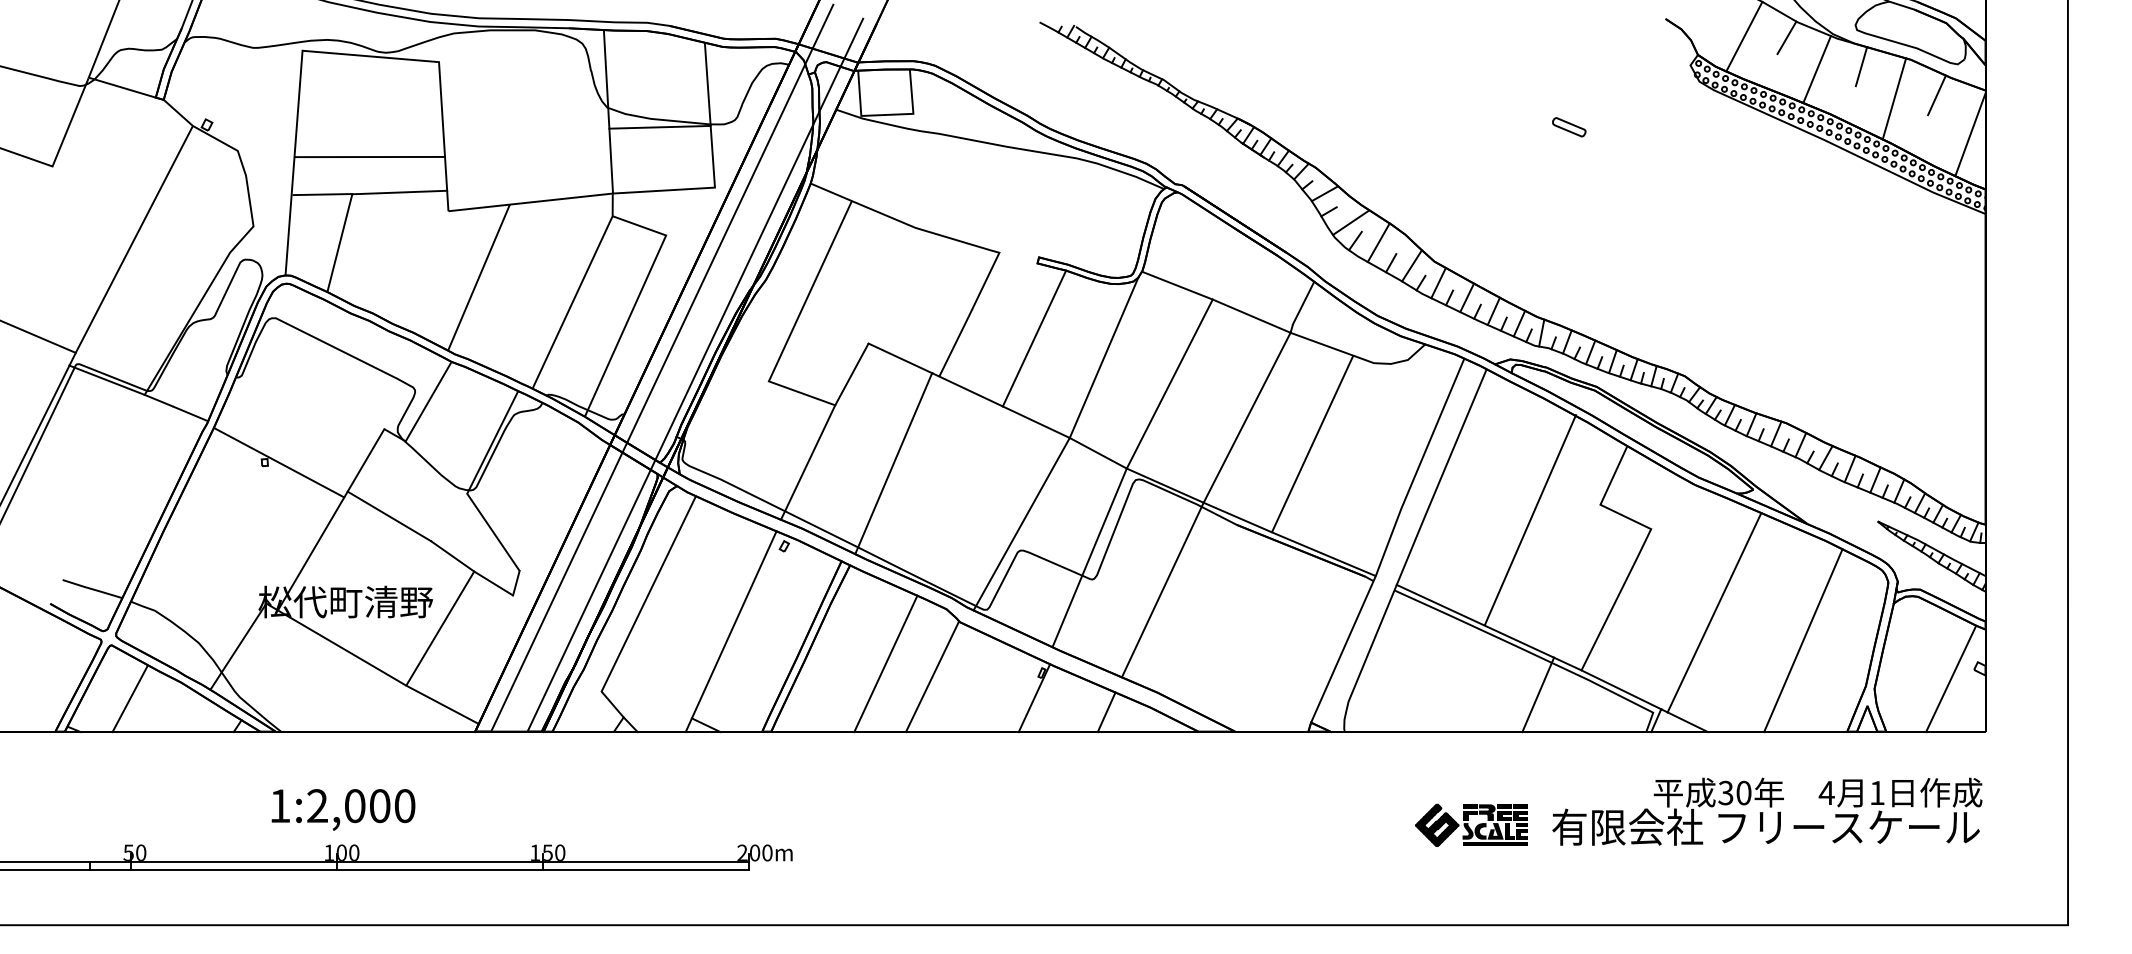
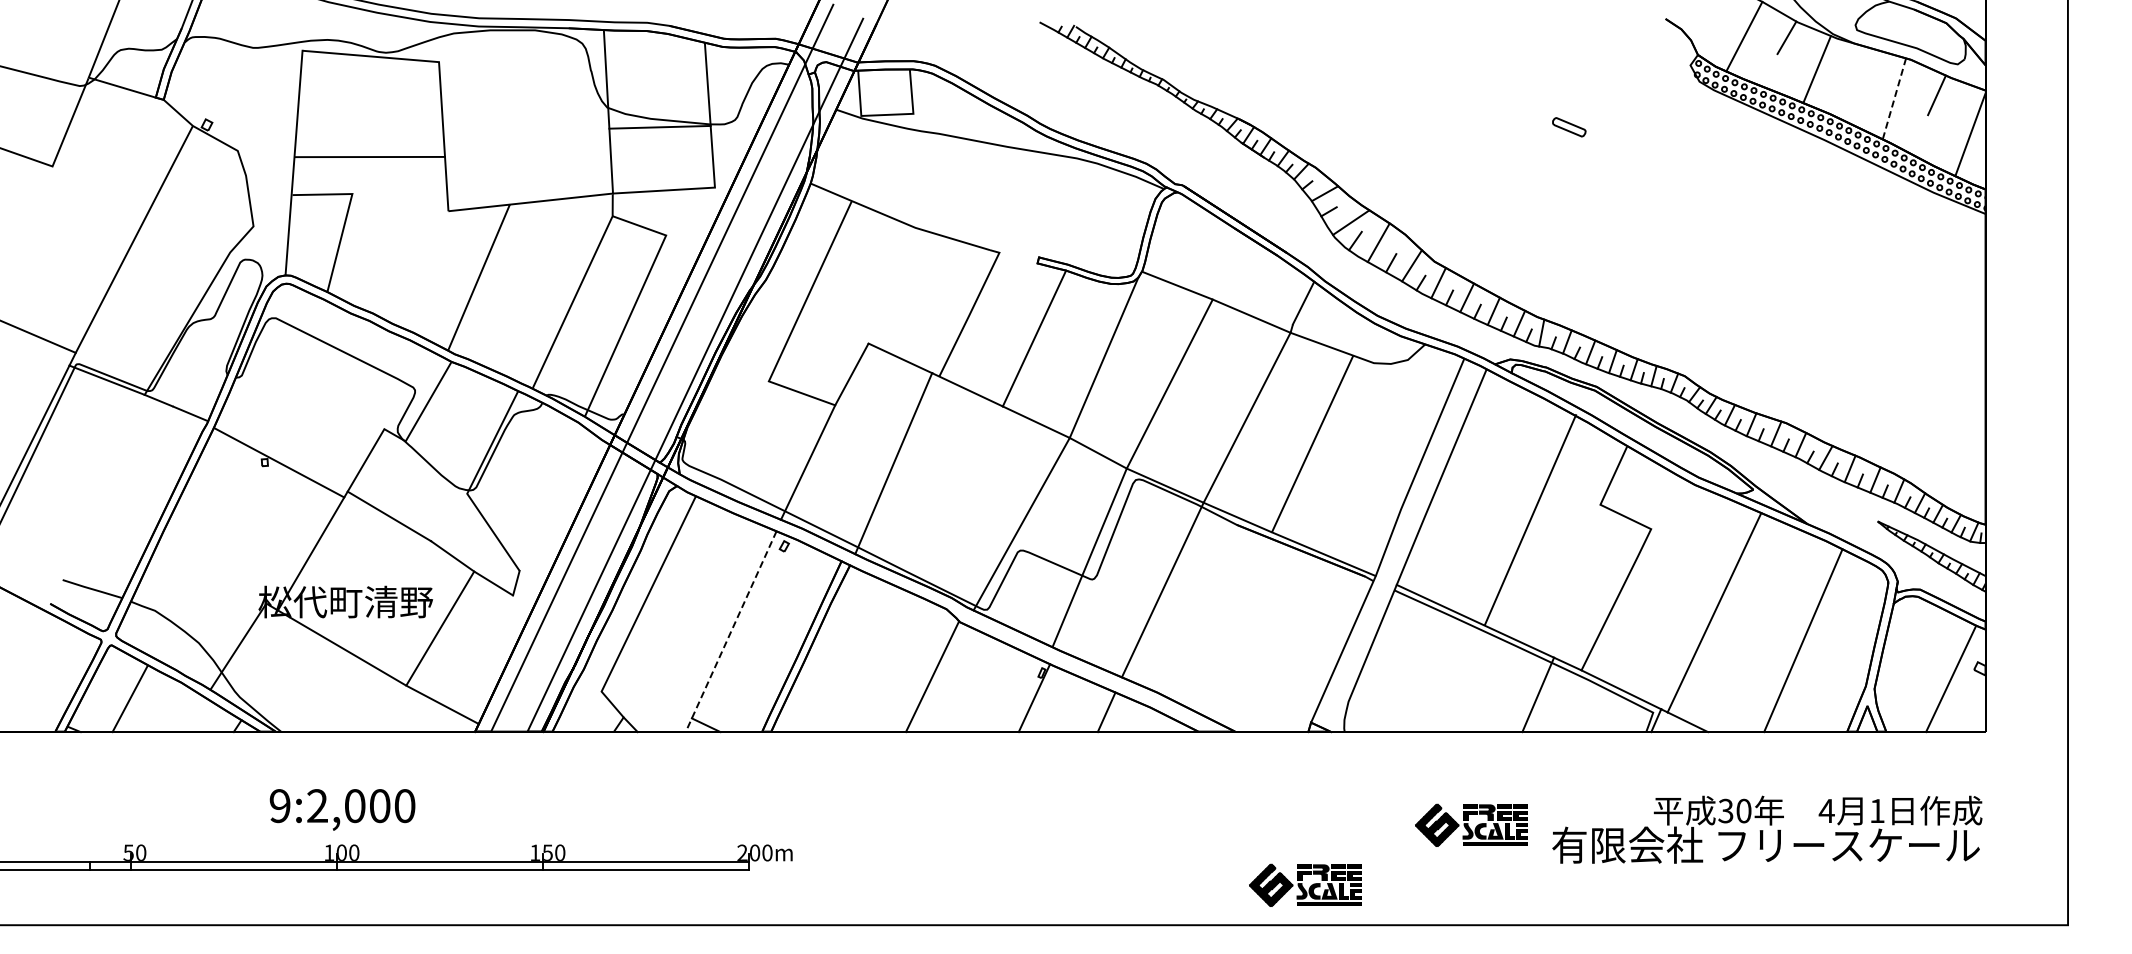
line: present -> none (1861, 66)
line: solid -> dashed (1894, 99)
line: present -> none (400, 192)
line: solid -> dashed (730, 632)
line: present -> none (885, 663)
text: 1:2,000 -> 9:2,000 (279, 806)
text position: (1767, 811) -> (1767, 829) (1767, 829)
part: none -> present (1305, 884)
